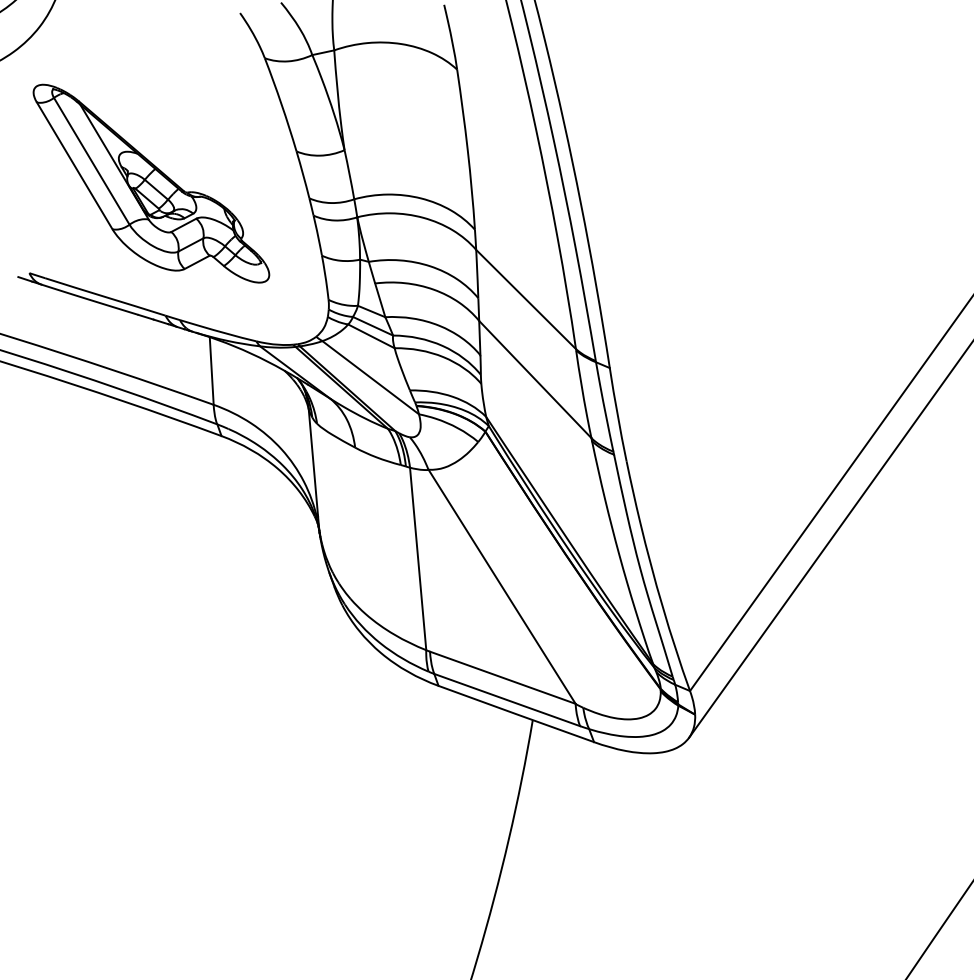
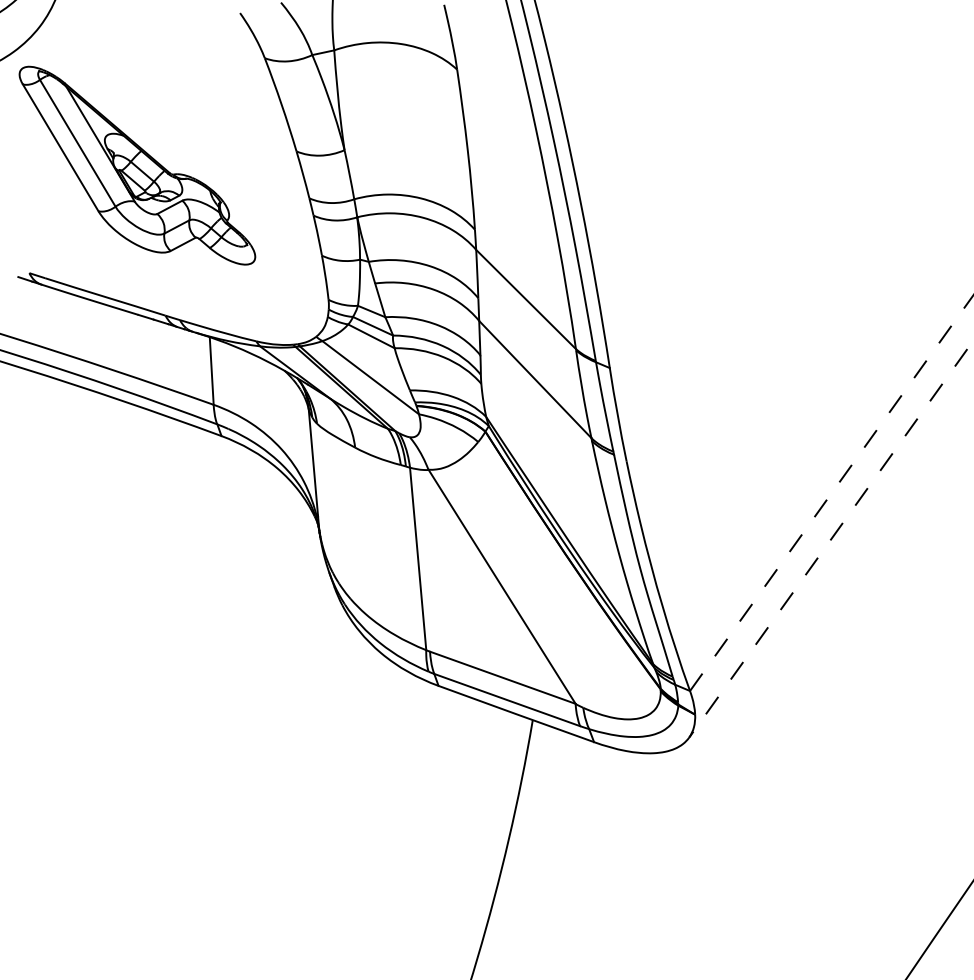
part position: (151, 183) -> (137, 165) (137, 165)
line: solid -> dashed (832, 492)
line: solid -> dashed (831, 539)
